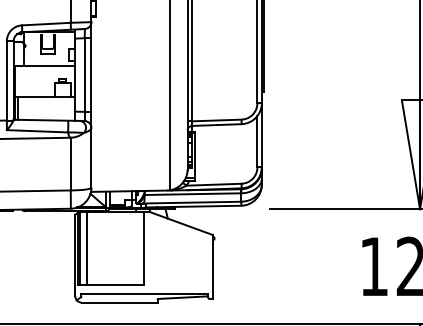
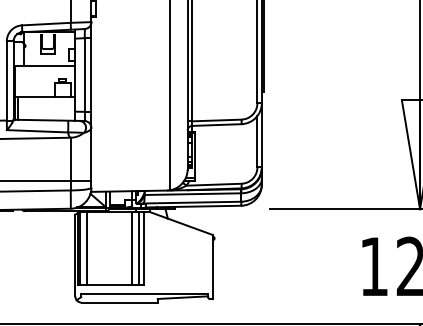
line: none -> present (46, 181)
line: none -> present (132, 248)
line: none -> present (139, 248)
